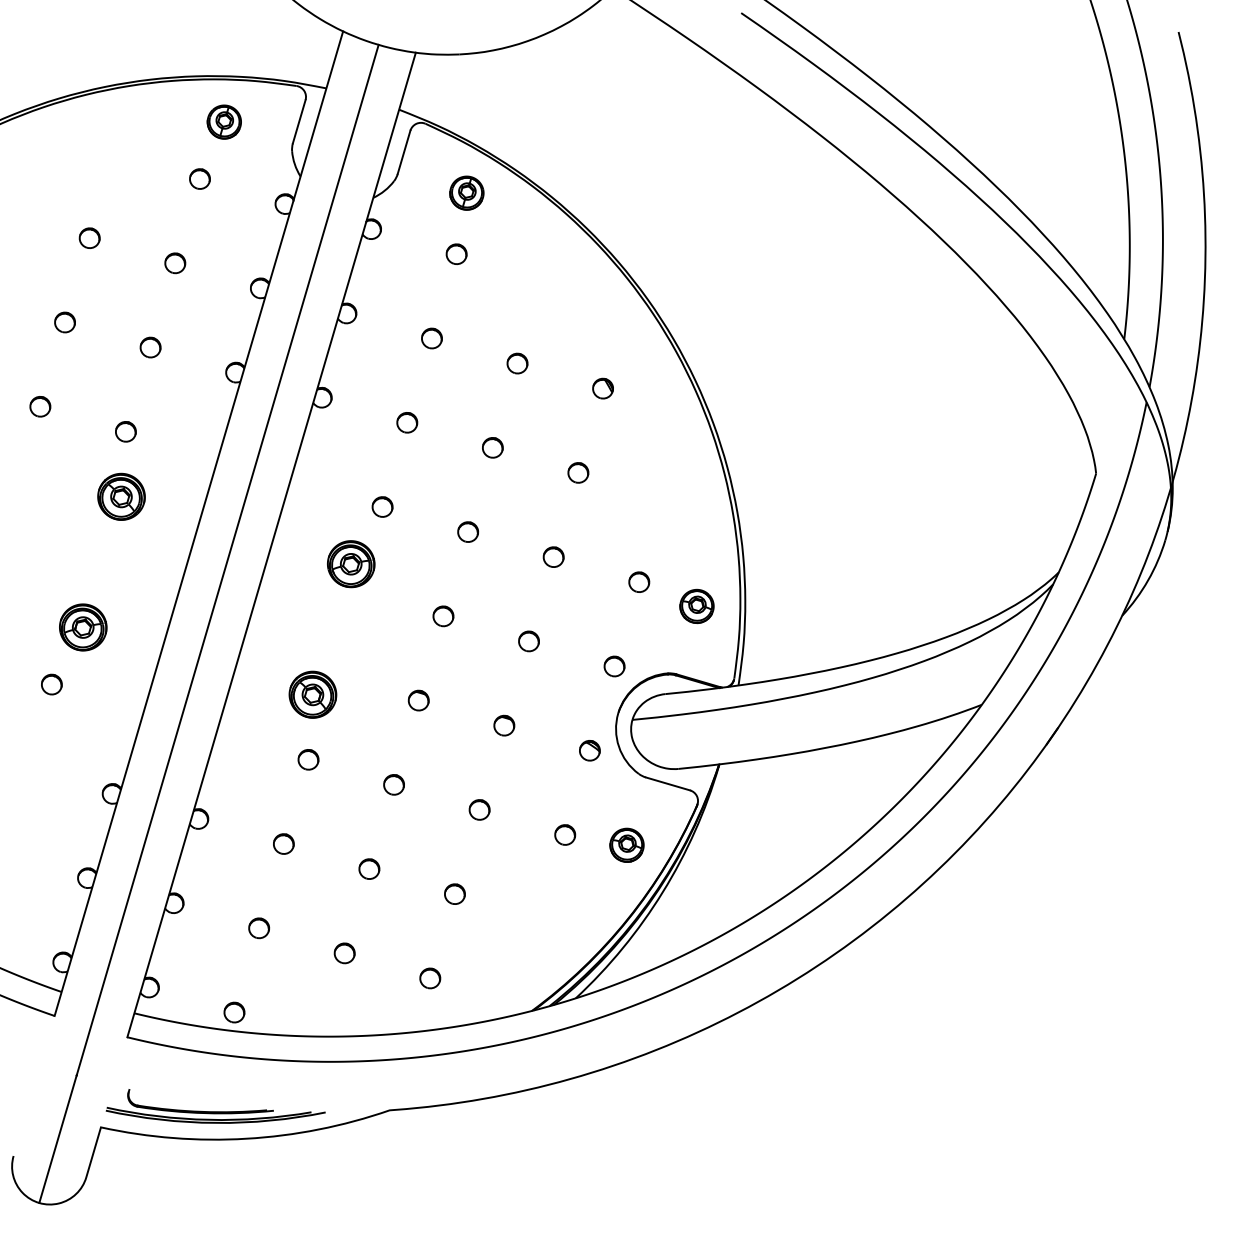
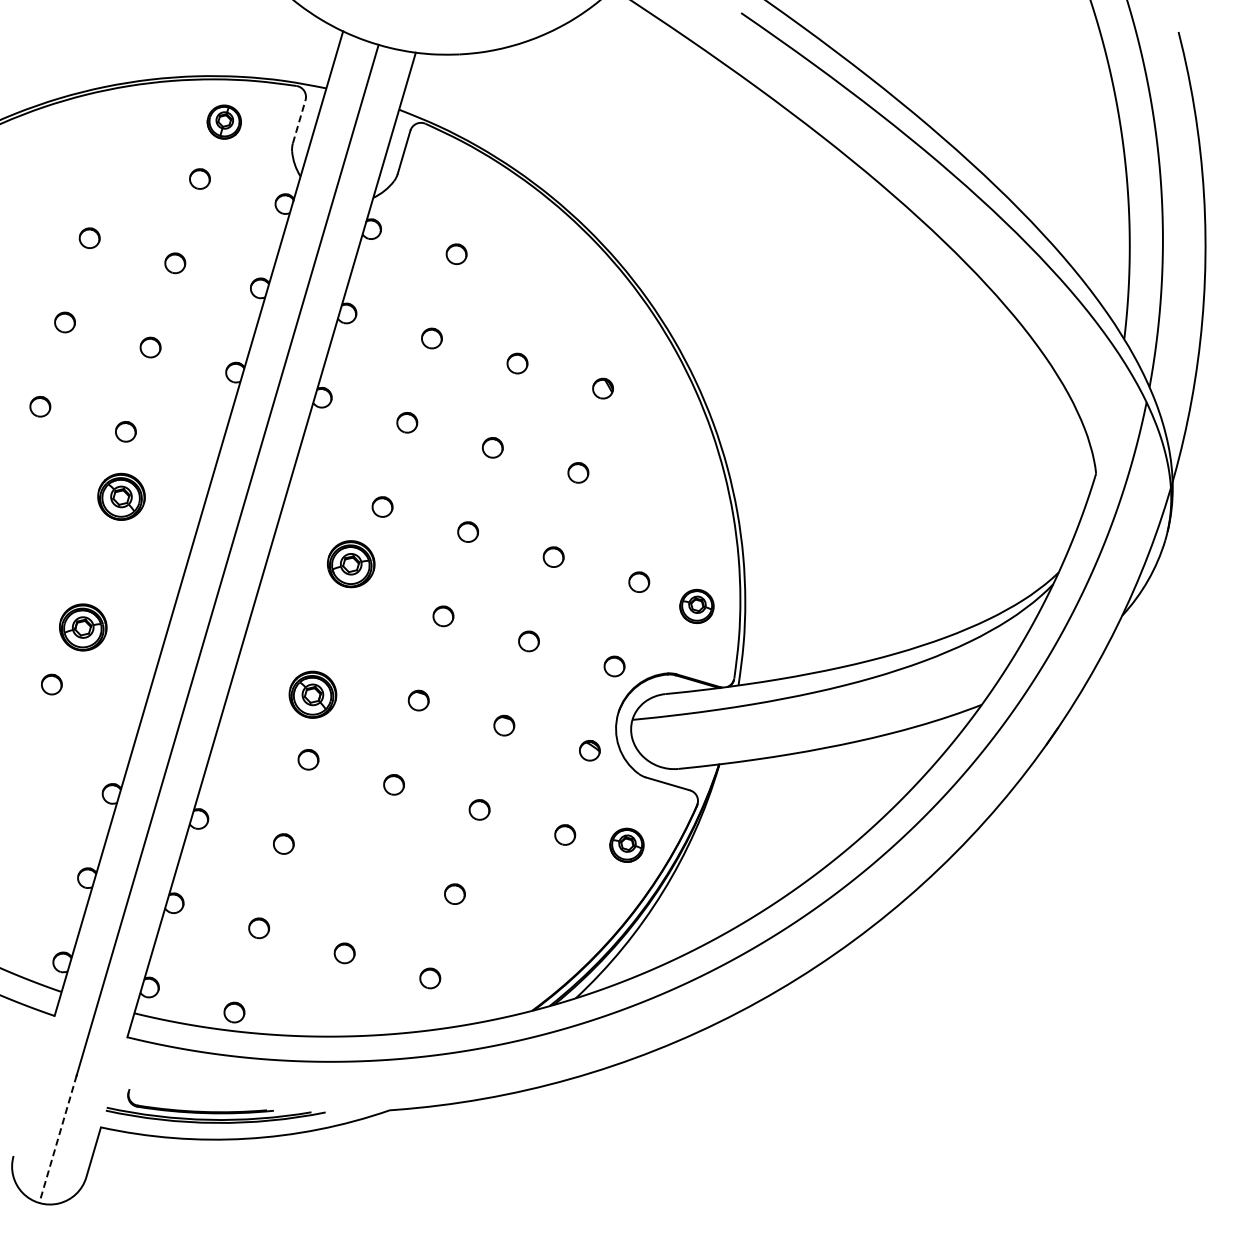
line: solid -> dashed (299, 121)
part: present -> none (466, 192)
part: present -> none (369, 868)
line: solid -> dashed (57, 1139)
